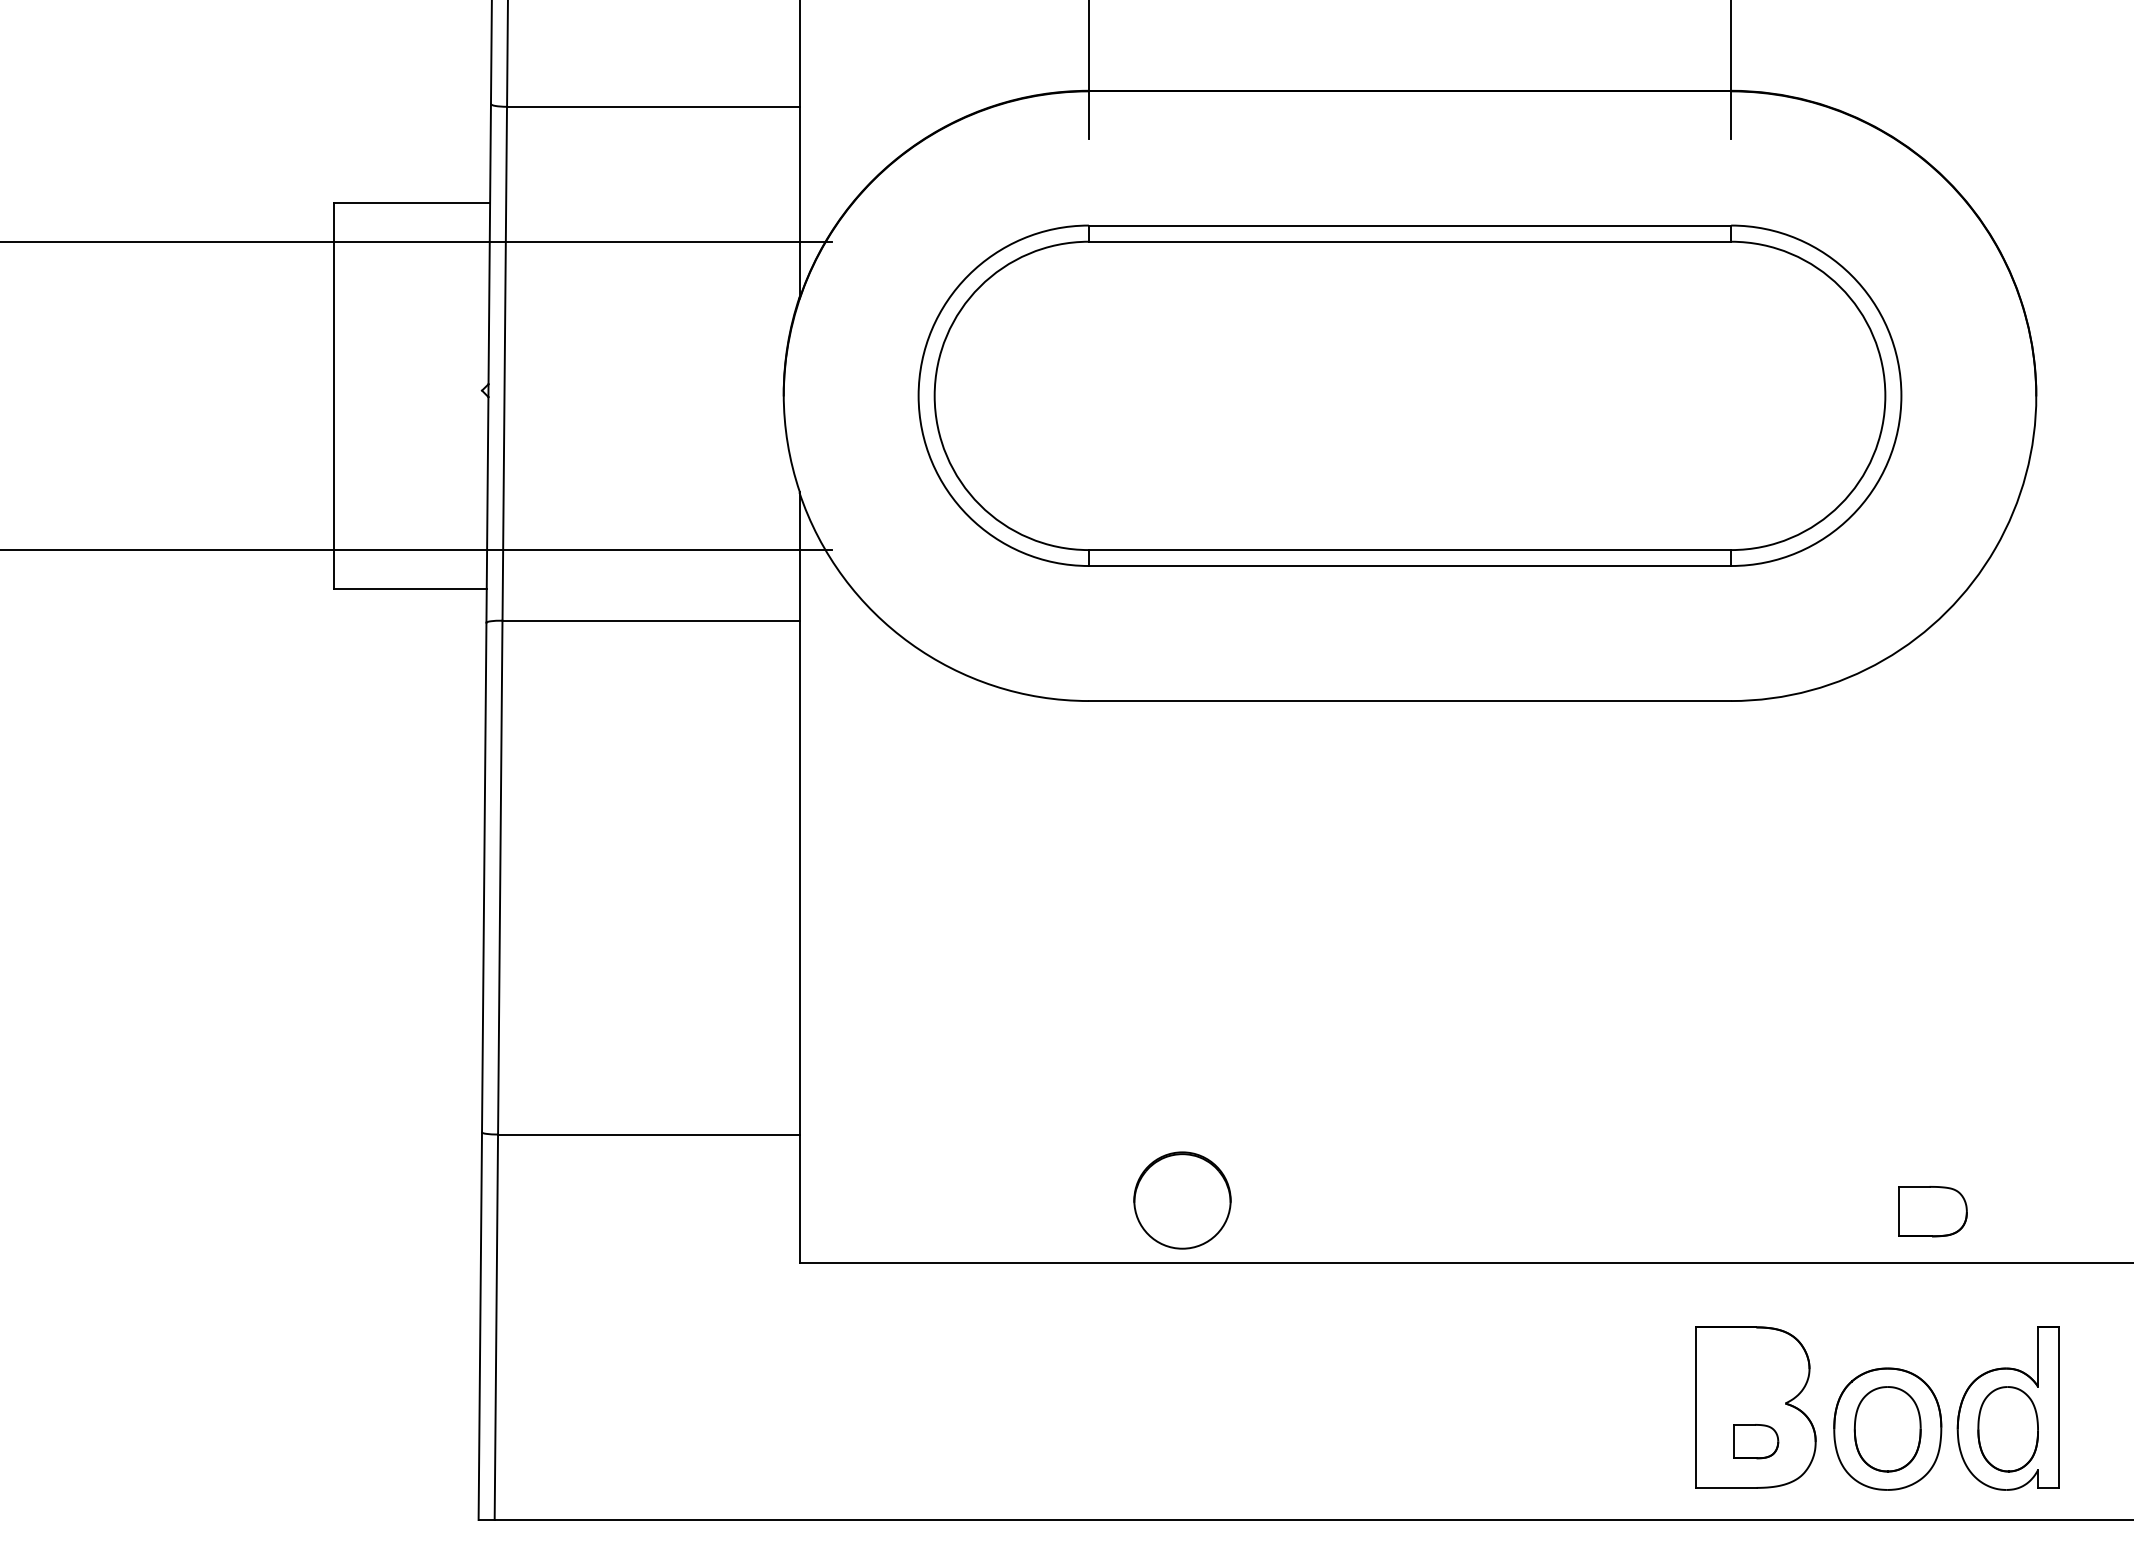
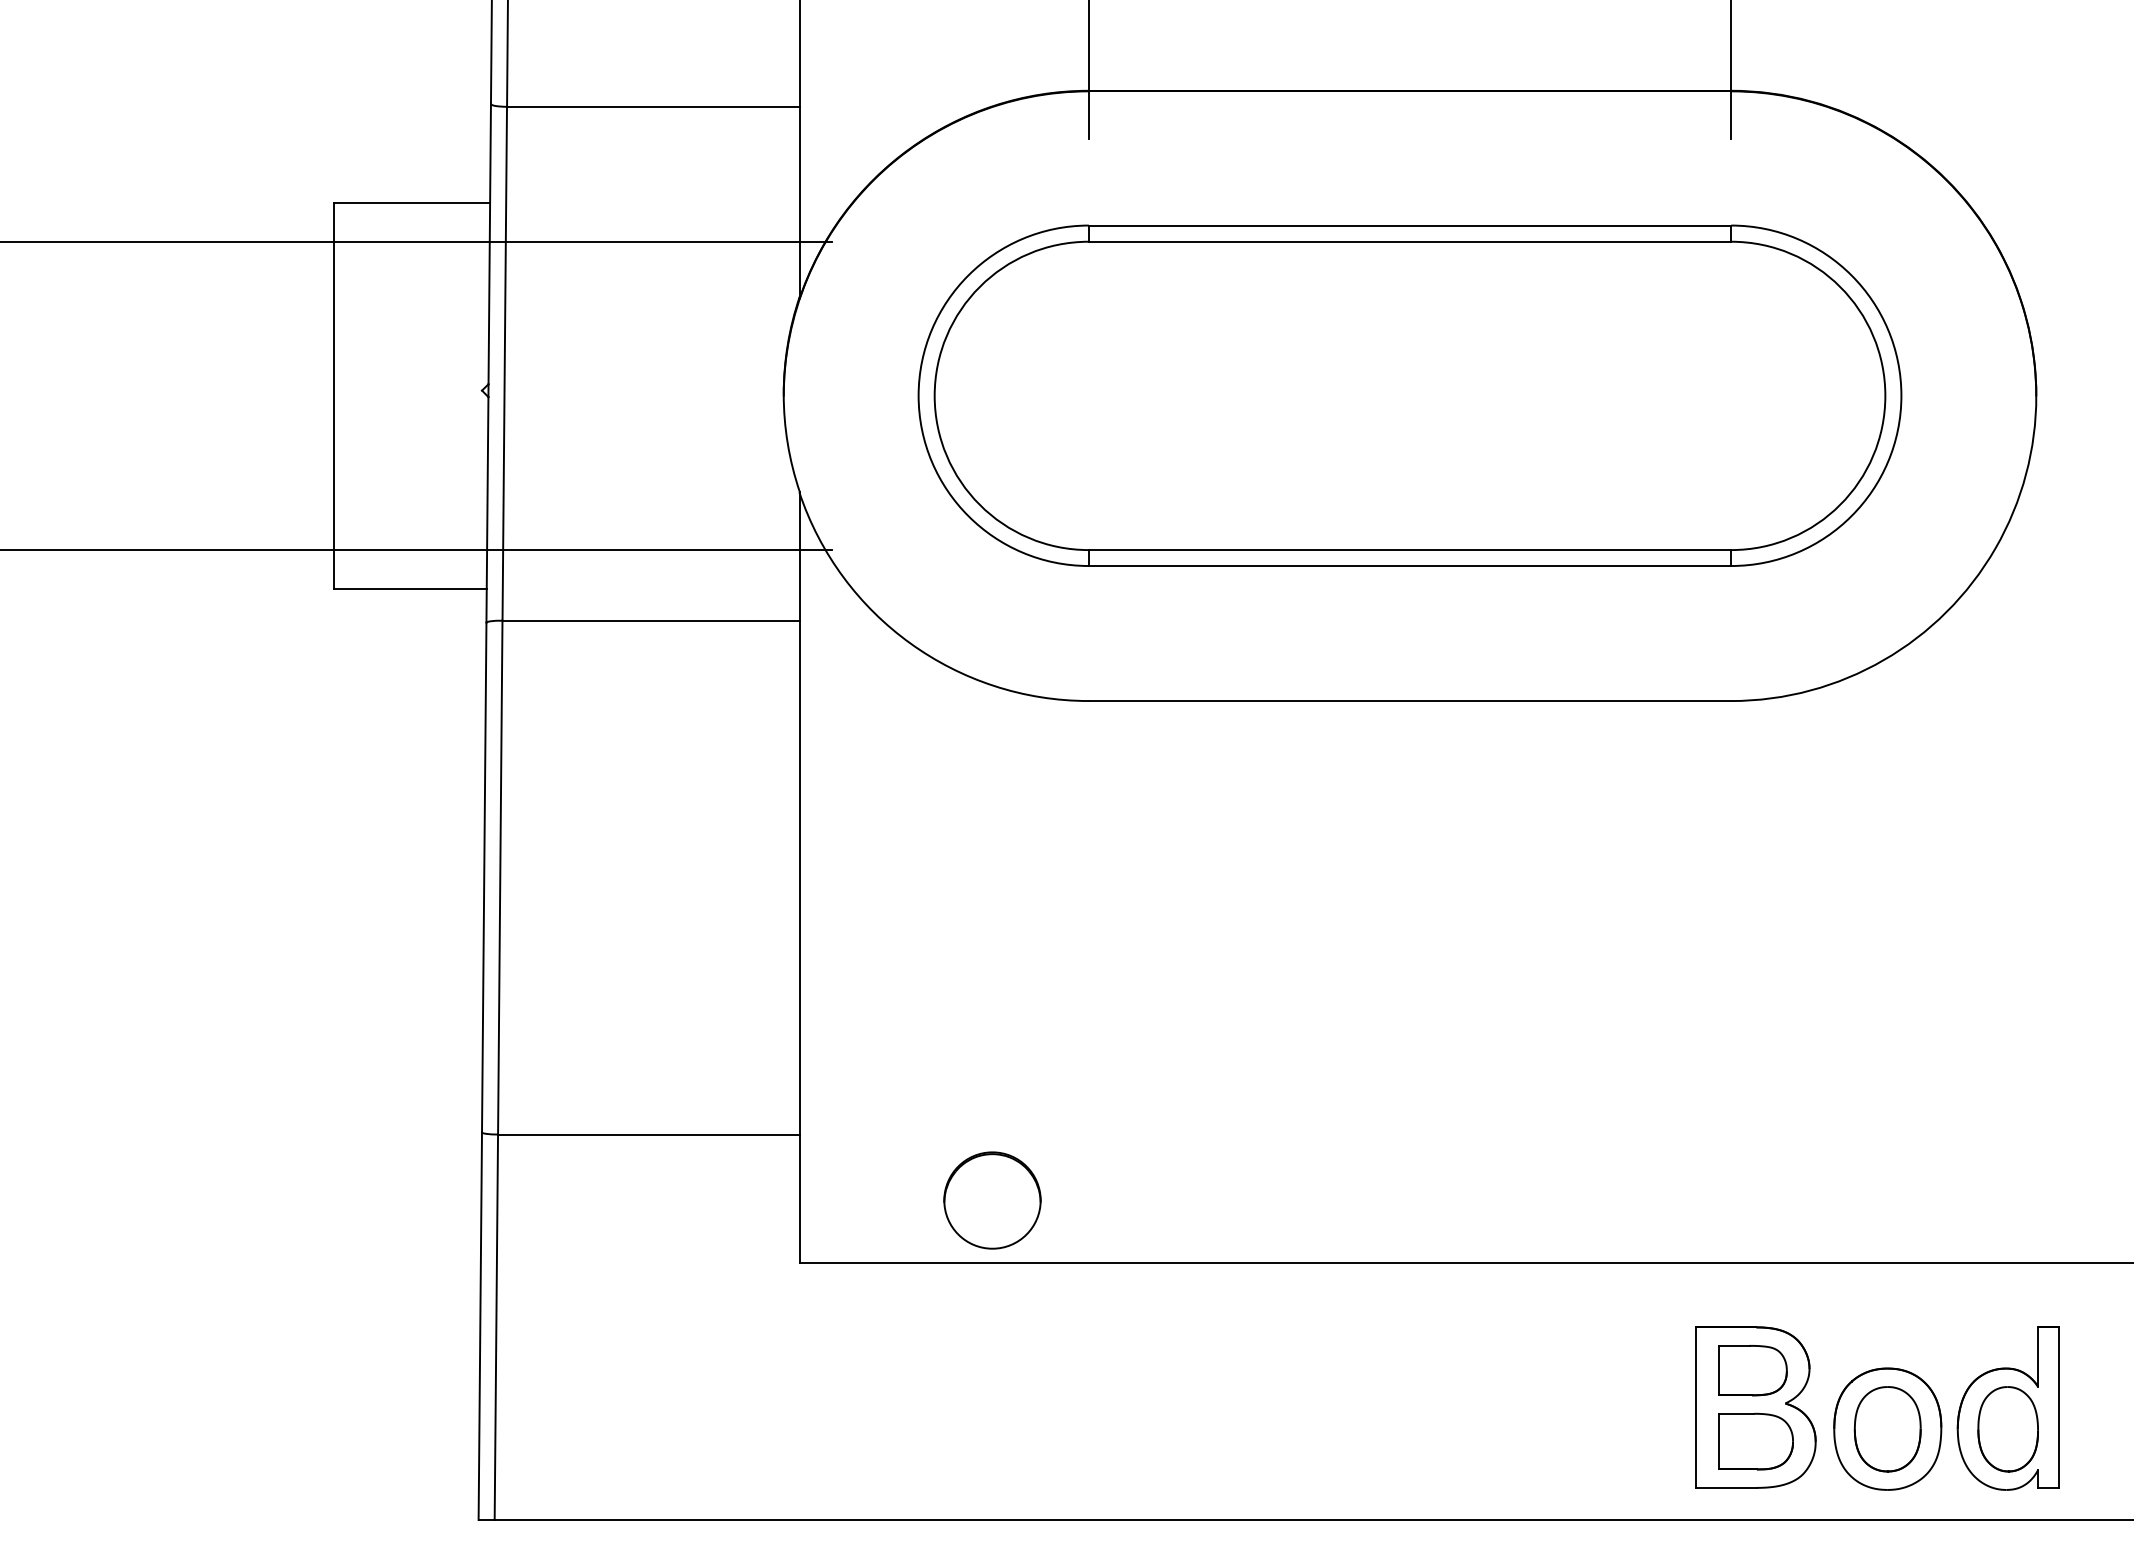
part position: (1182, 1200) -> (992, 1200) (992, 1200)
part position: (1932, 1211) -> (1752, 1370) (1752, 1370)
part size: 47x36 px -> 76x59 px (1755, 1441)
